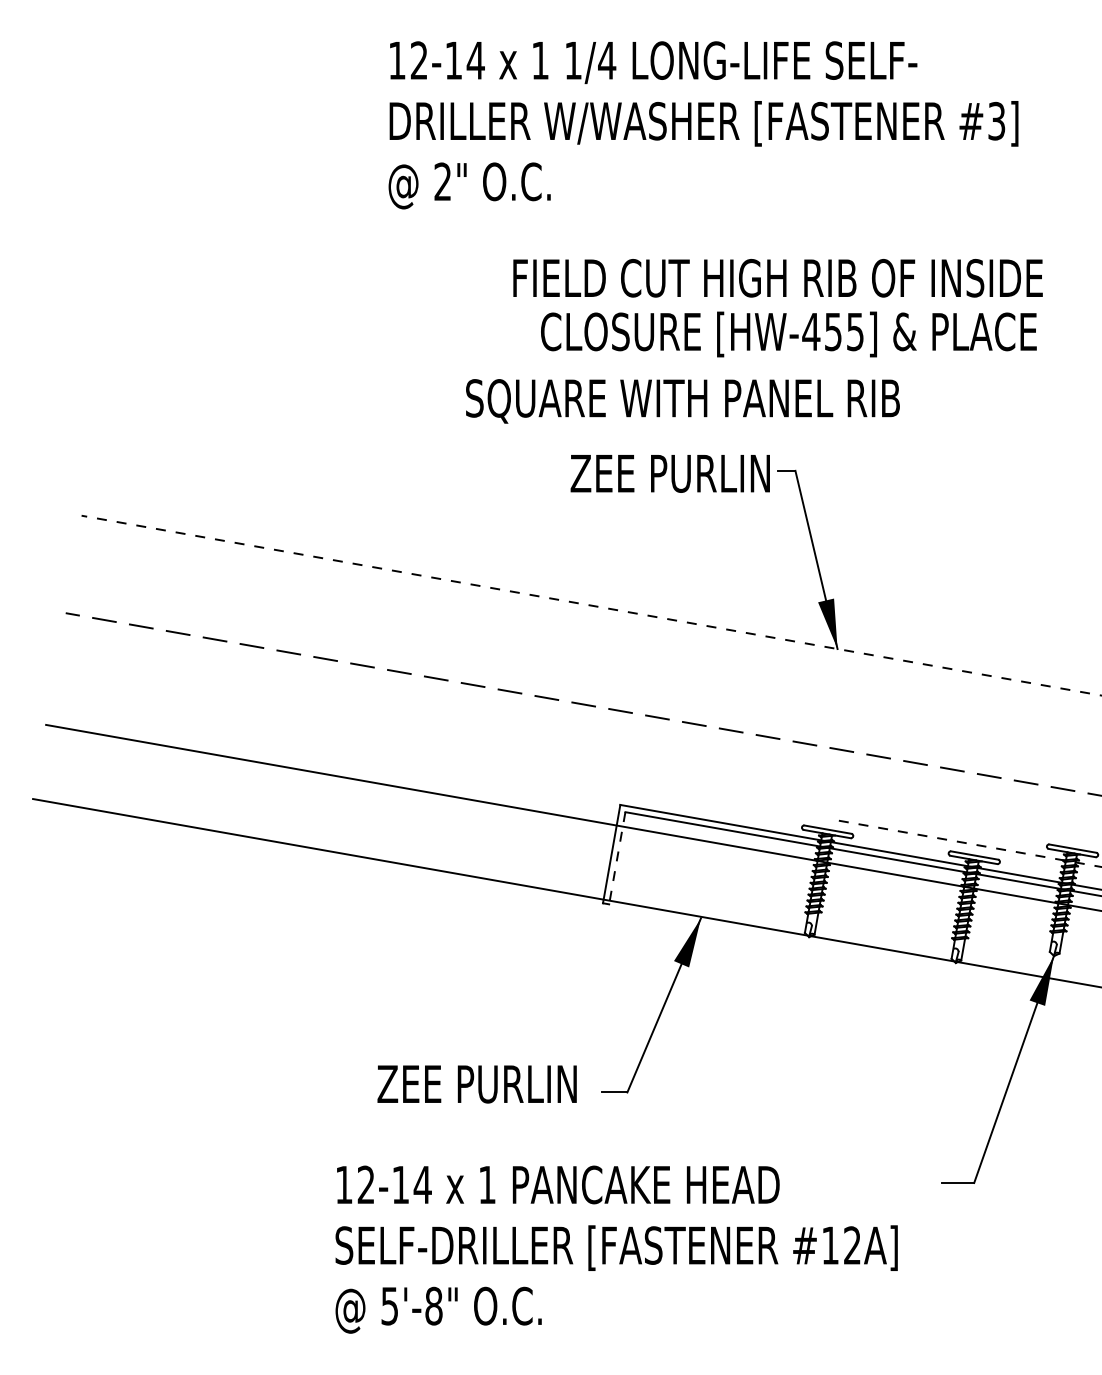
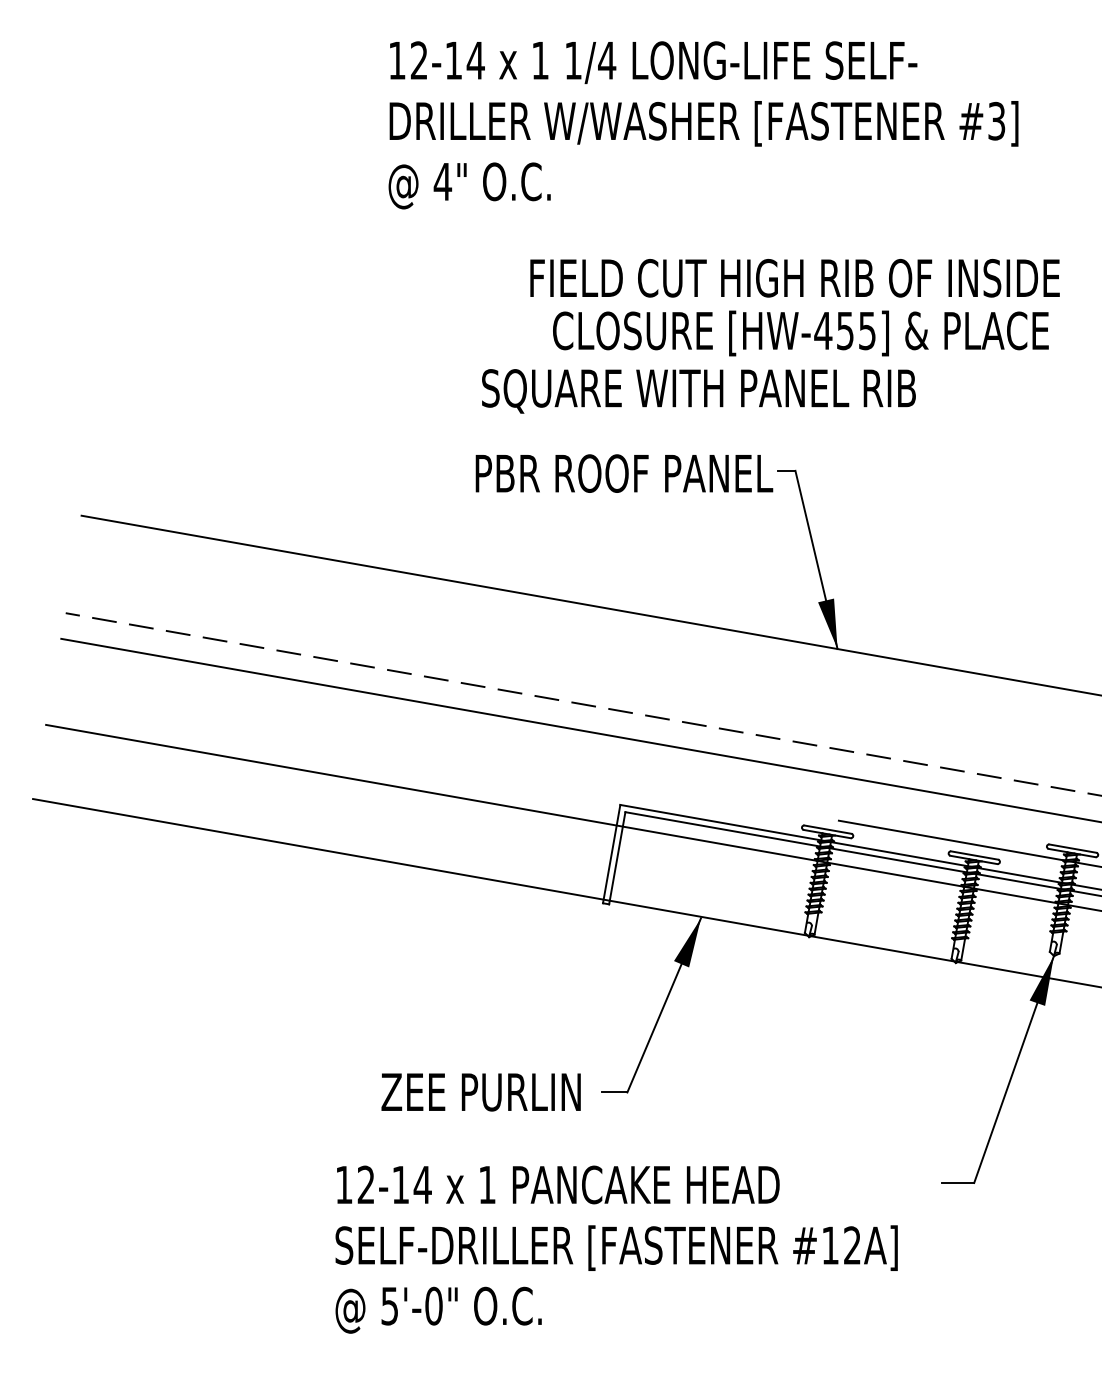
text: 2" -> 4" (442, 181)
text position: (777, 278) -> (794, 278) (794, 278)
text position: (788, 334) -> (800, 333) (800, 333)
text position: (682, 401) -> (698, 391) (698, 391)
text: ZEE PURLIN -> PBR ROOF PANEL (624, 473)
line: dashed -> solid (591, 605)
line: none -> present (579, 729)
line: dashed -> solid (970, 843)
line: dashed -> solid (617, 858)
text position: (476, 1084) -> (480, 1092) (480, 1092)
text: 5'-8" -> 5'-0" (433, 1306)
